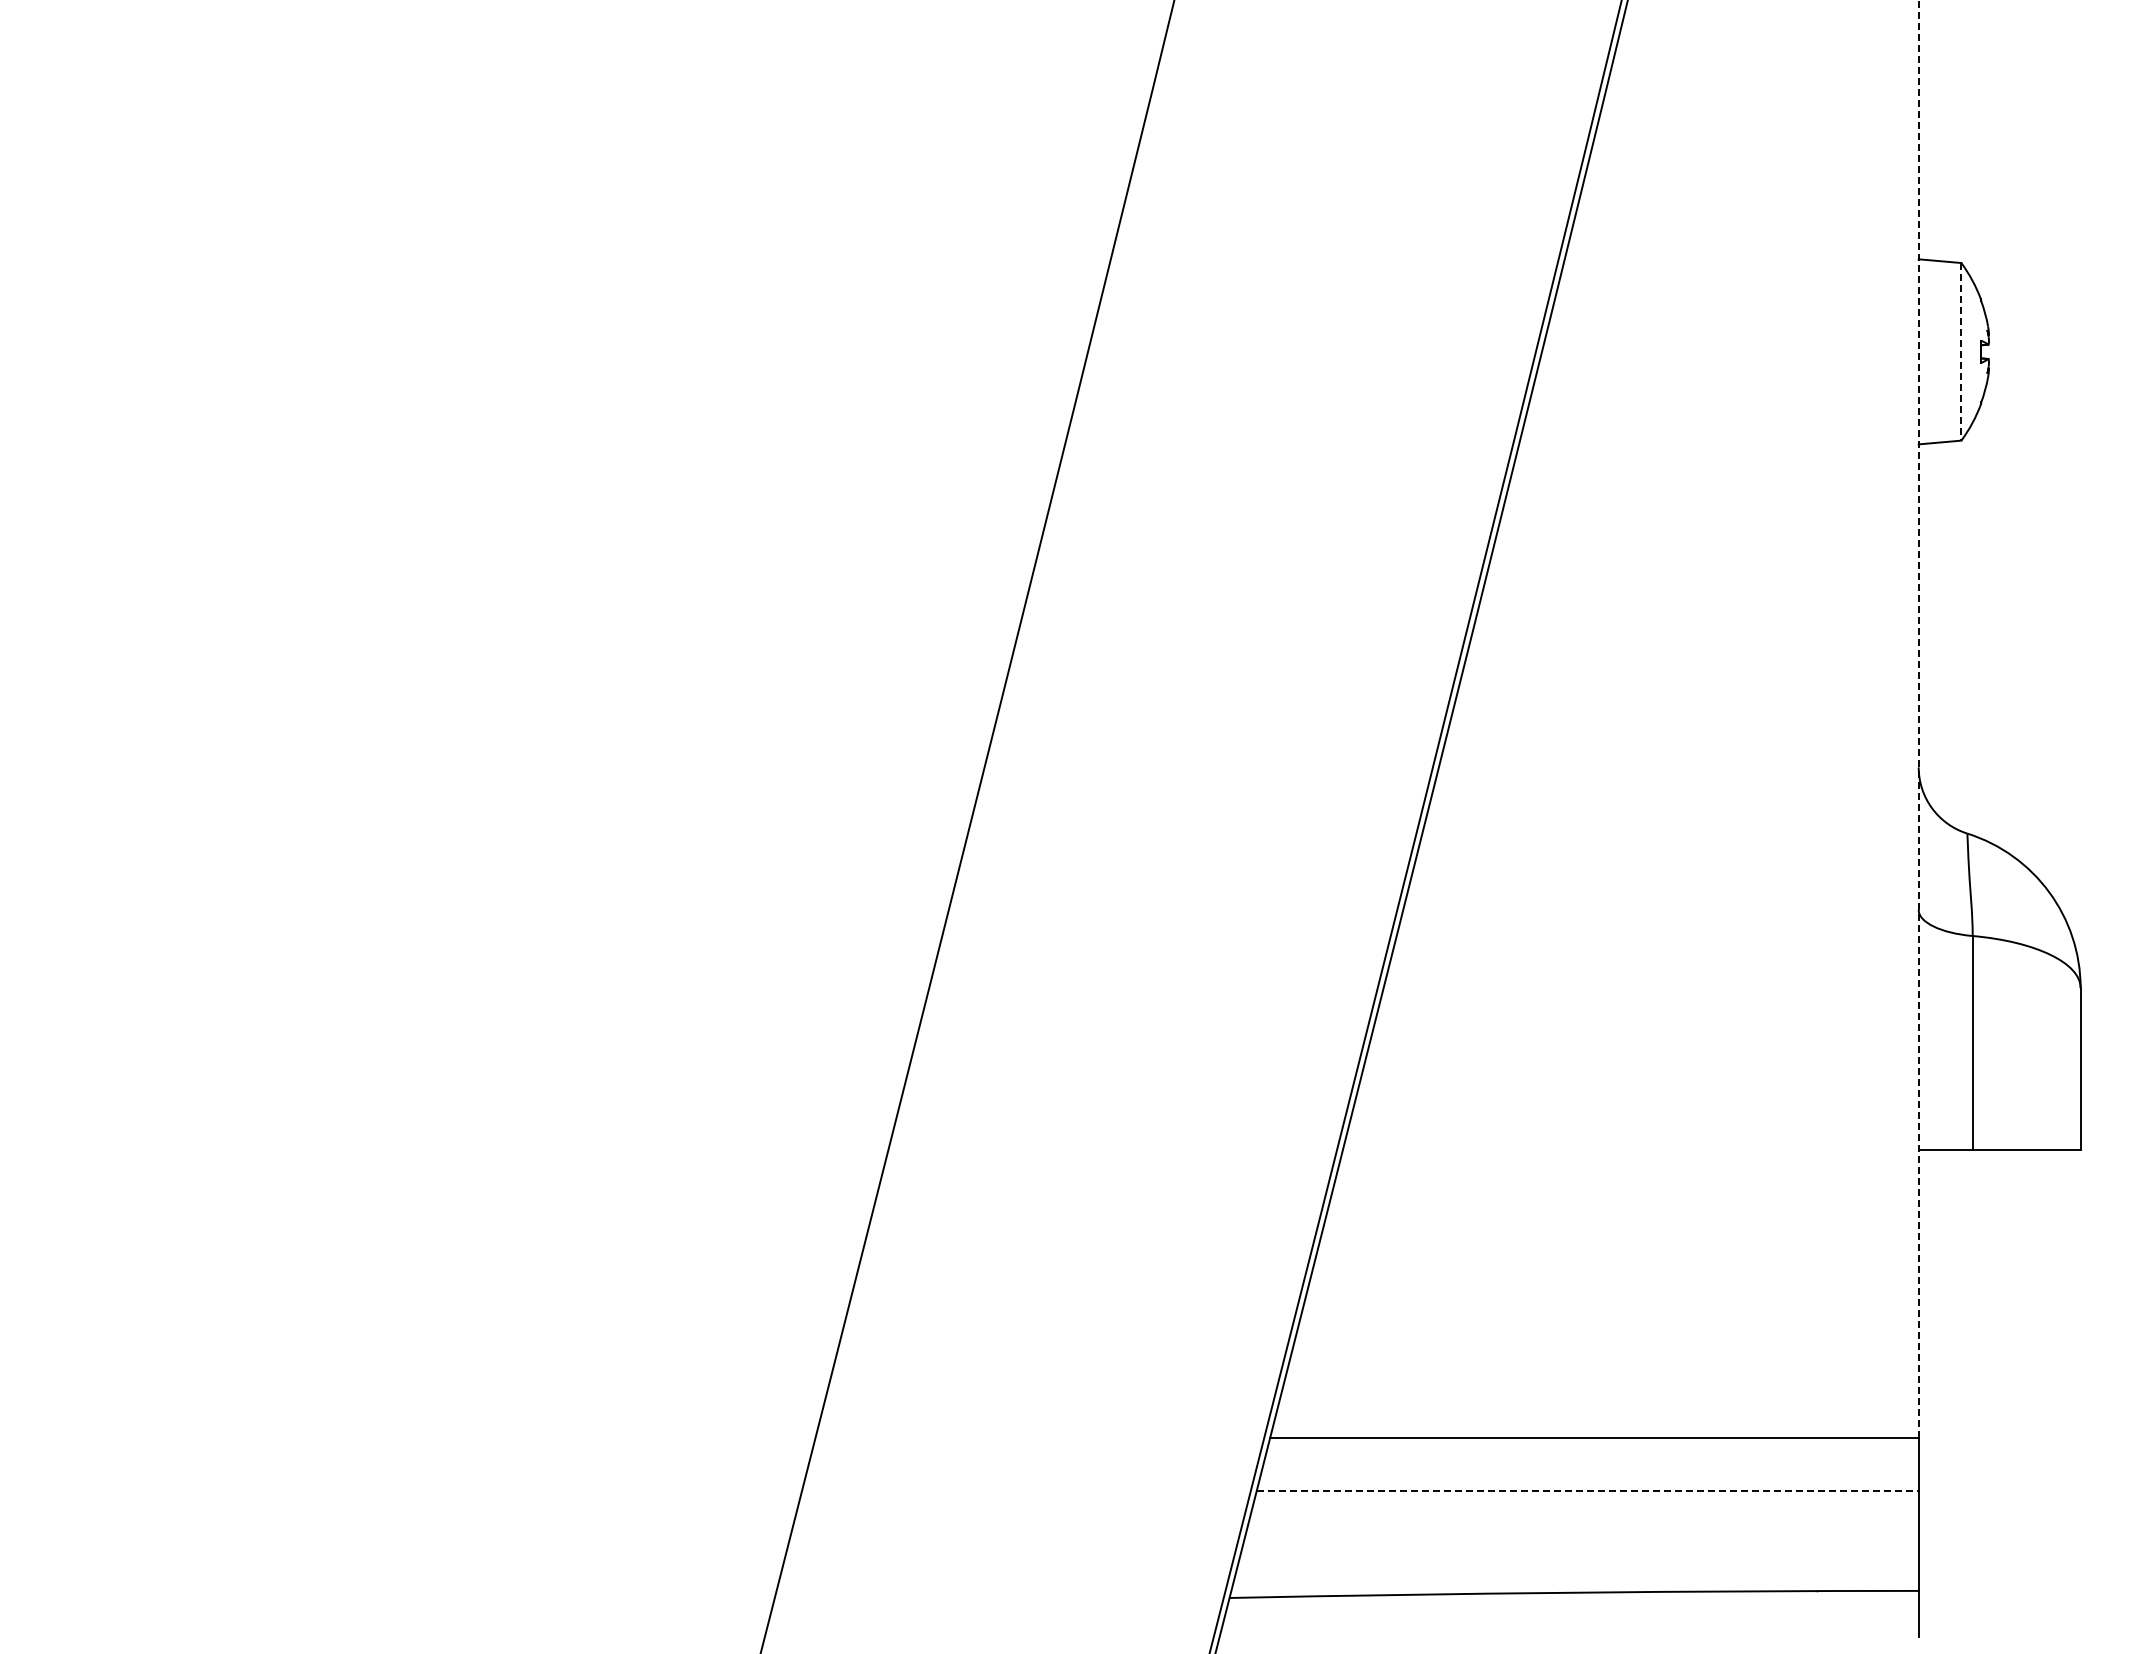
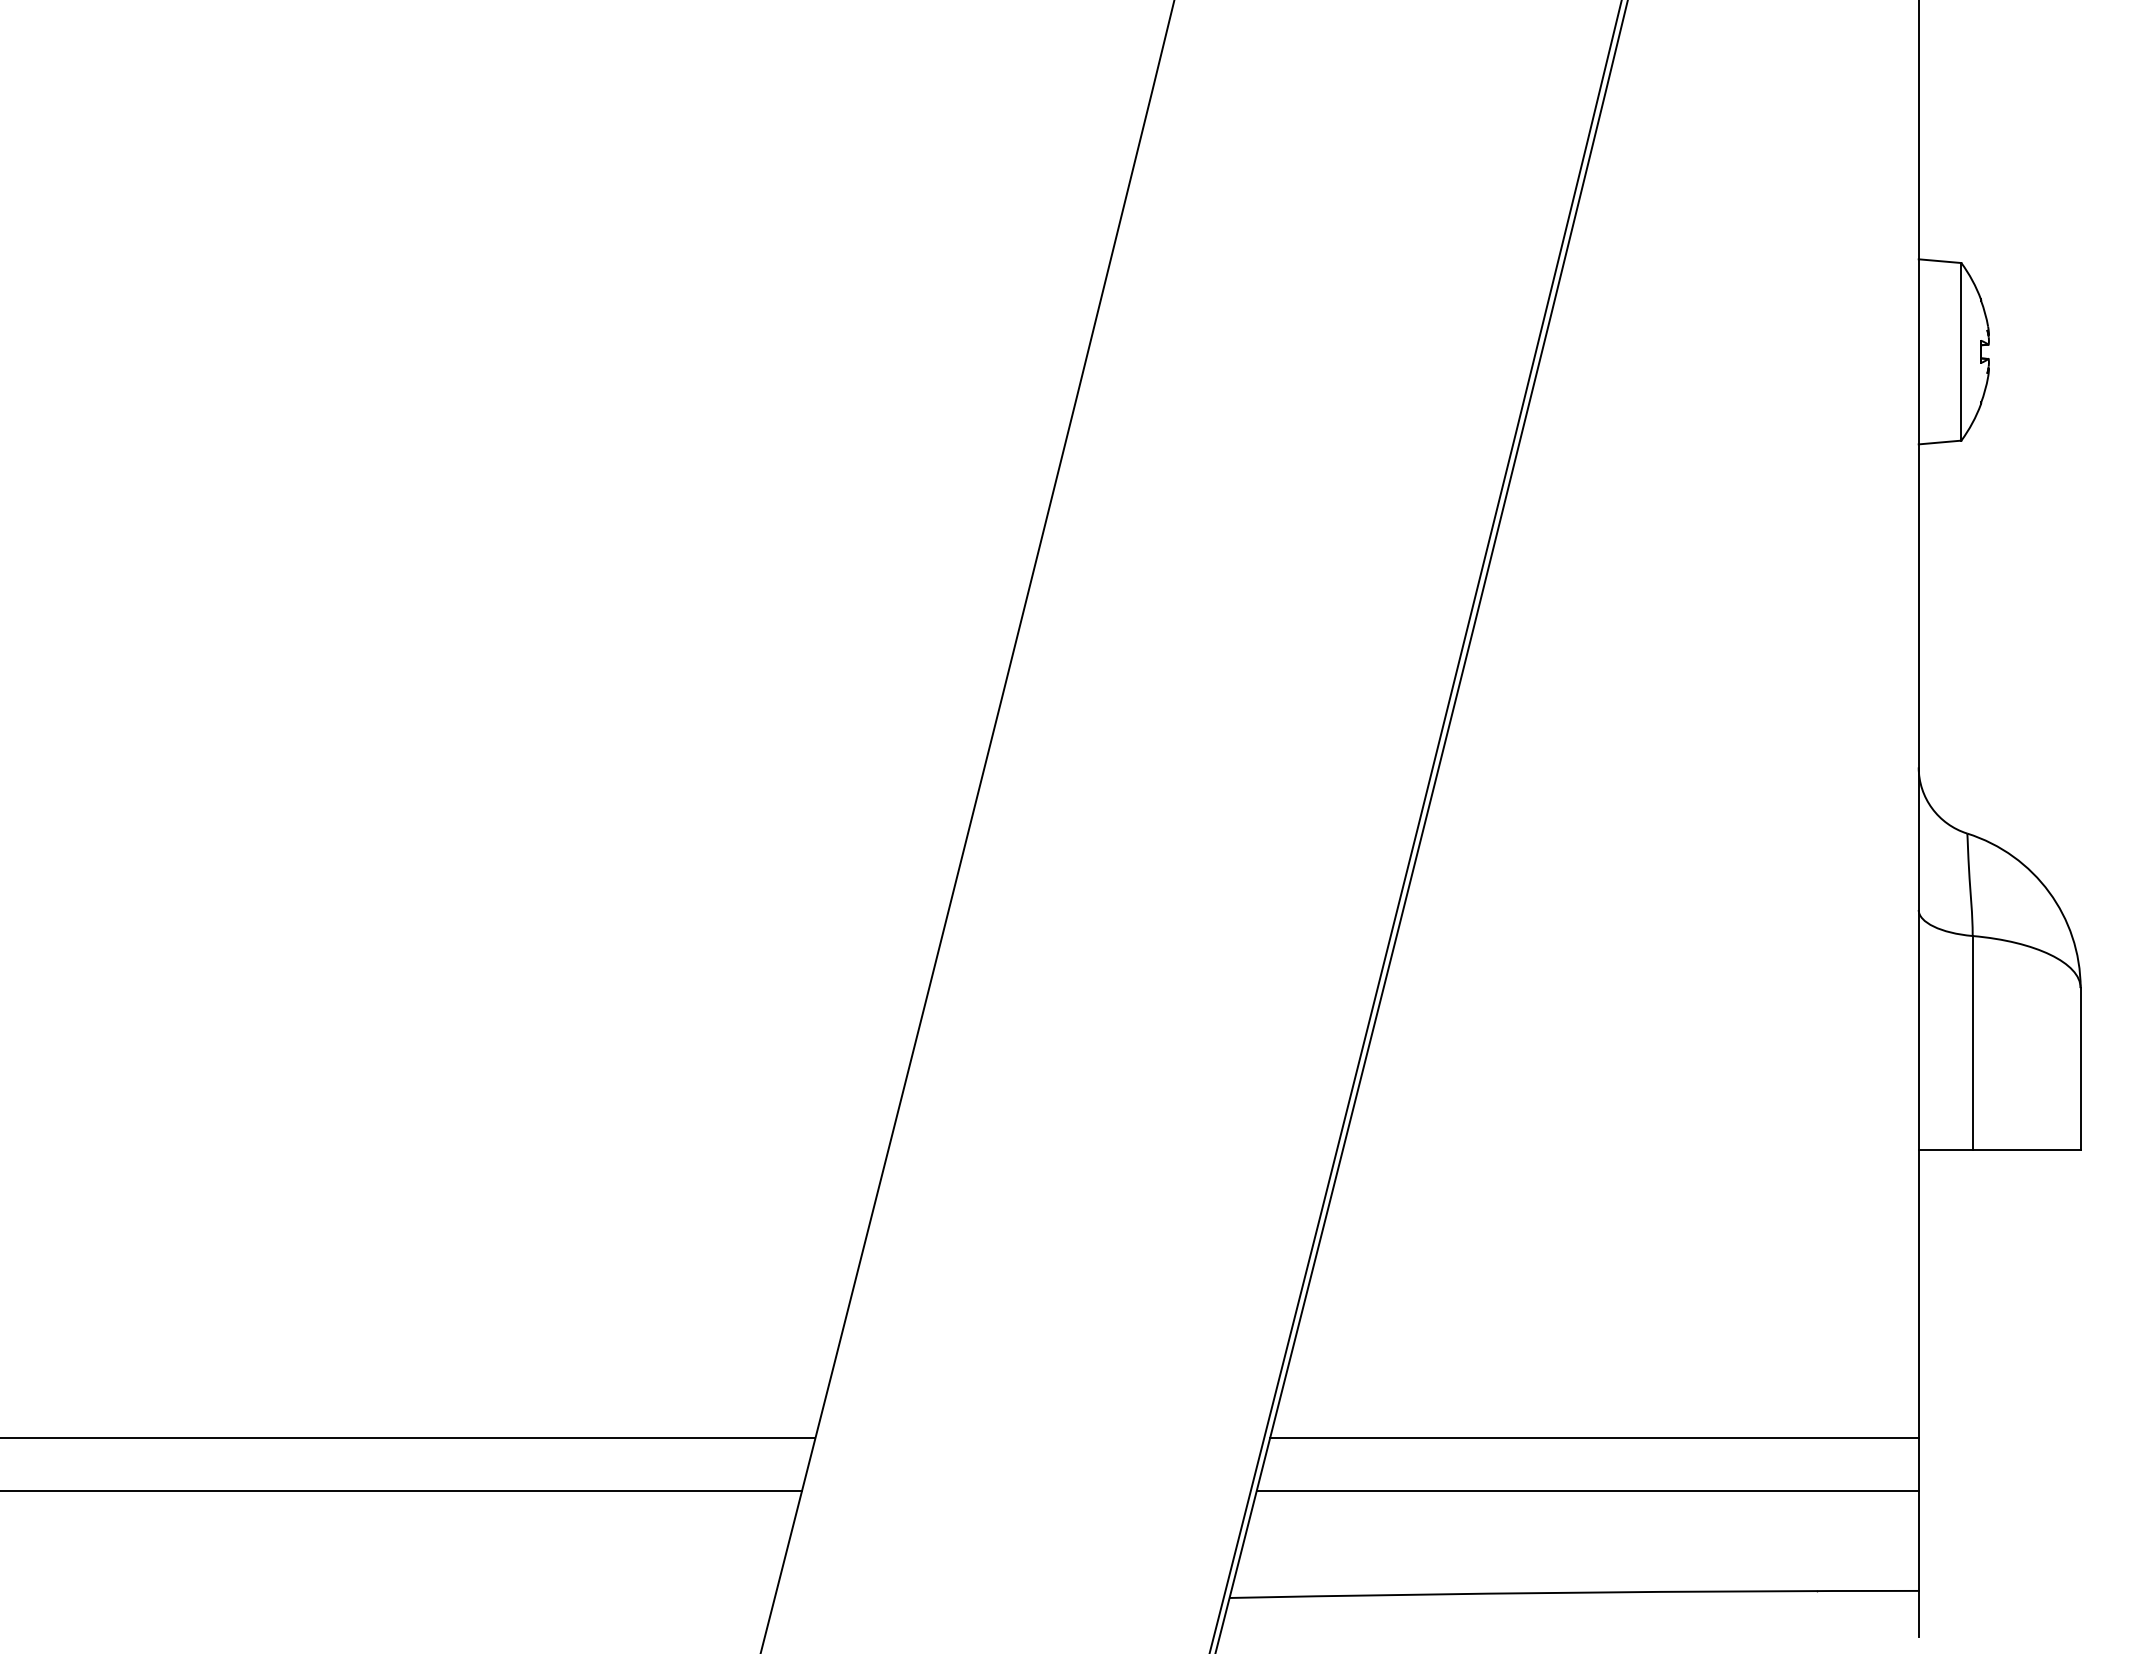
line: dashed -> solid (1961, 351)
line: dashed -> solid (1918, 719)
line: none -> present (408, 1438)
line: none -> present (401, 1491)
line: dashed -> solid (1588, 1491)
